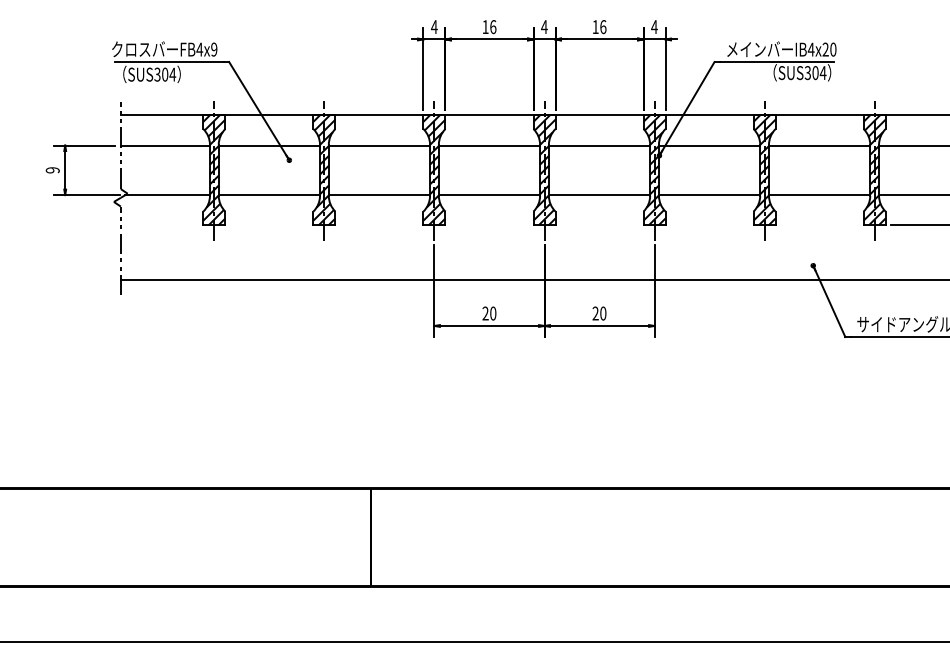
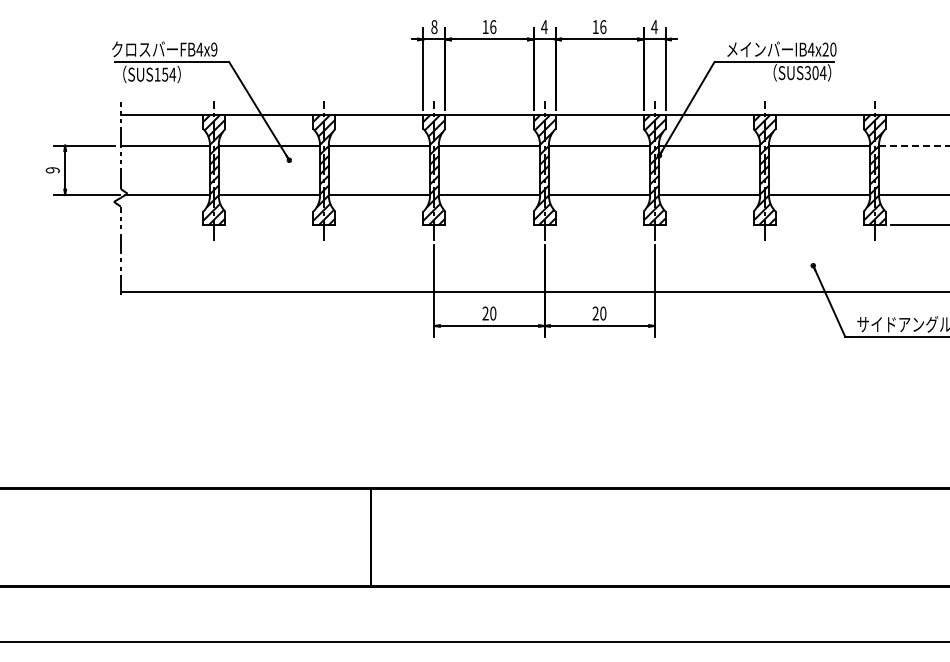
text: 4 -> 8 (434, 27)
text: SUS304 -> SUS154 (161, 74)
line: solid -> dashed (914, 145)
line position: (533, 280) -> (533, 292) (533, 292)
